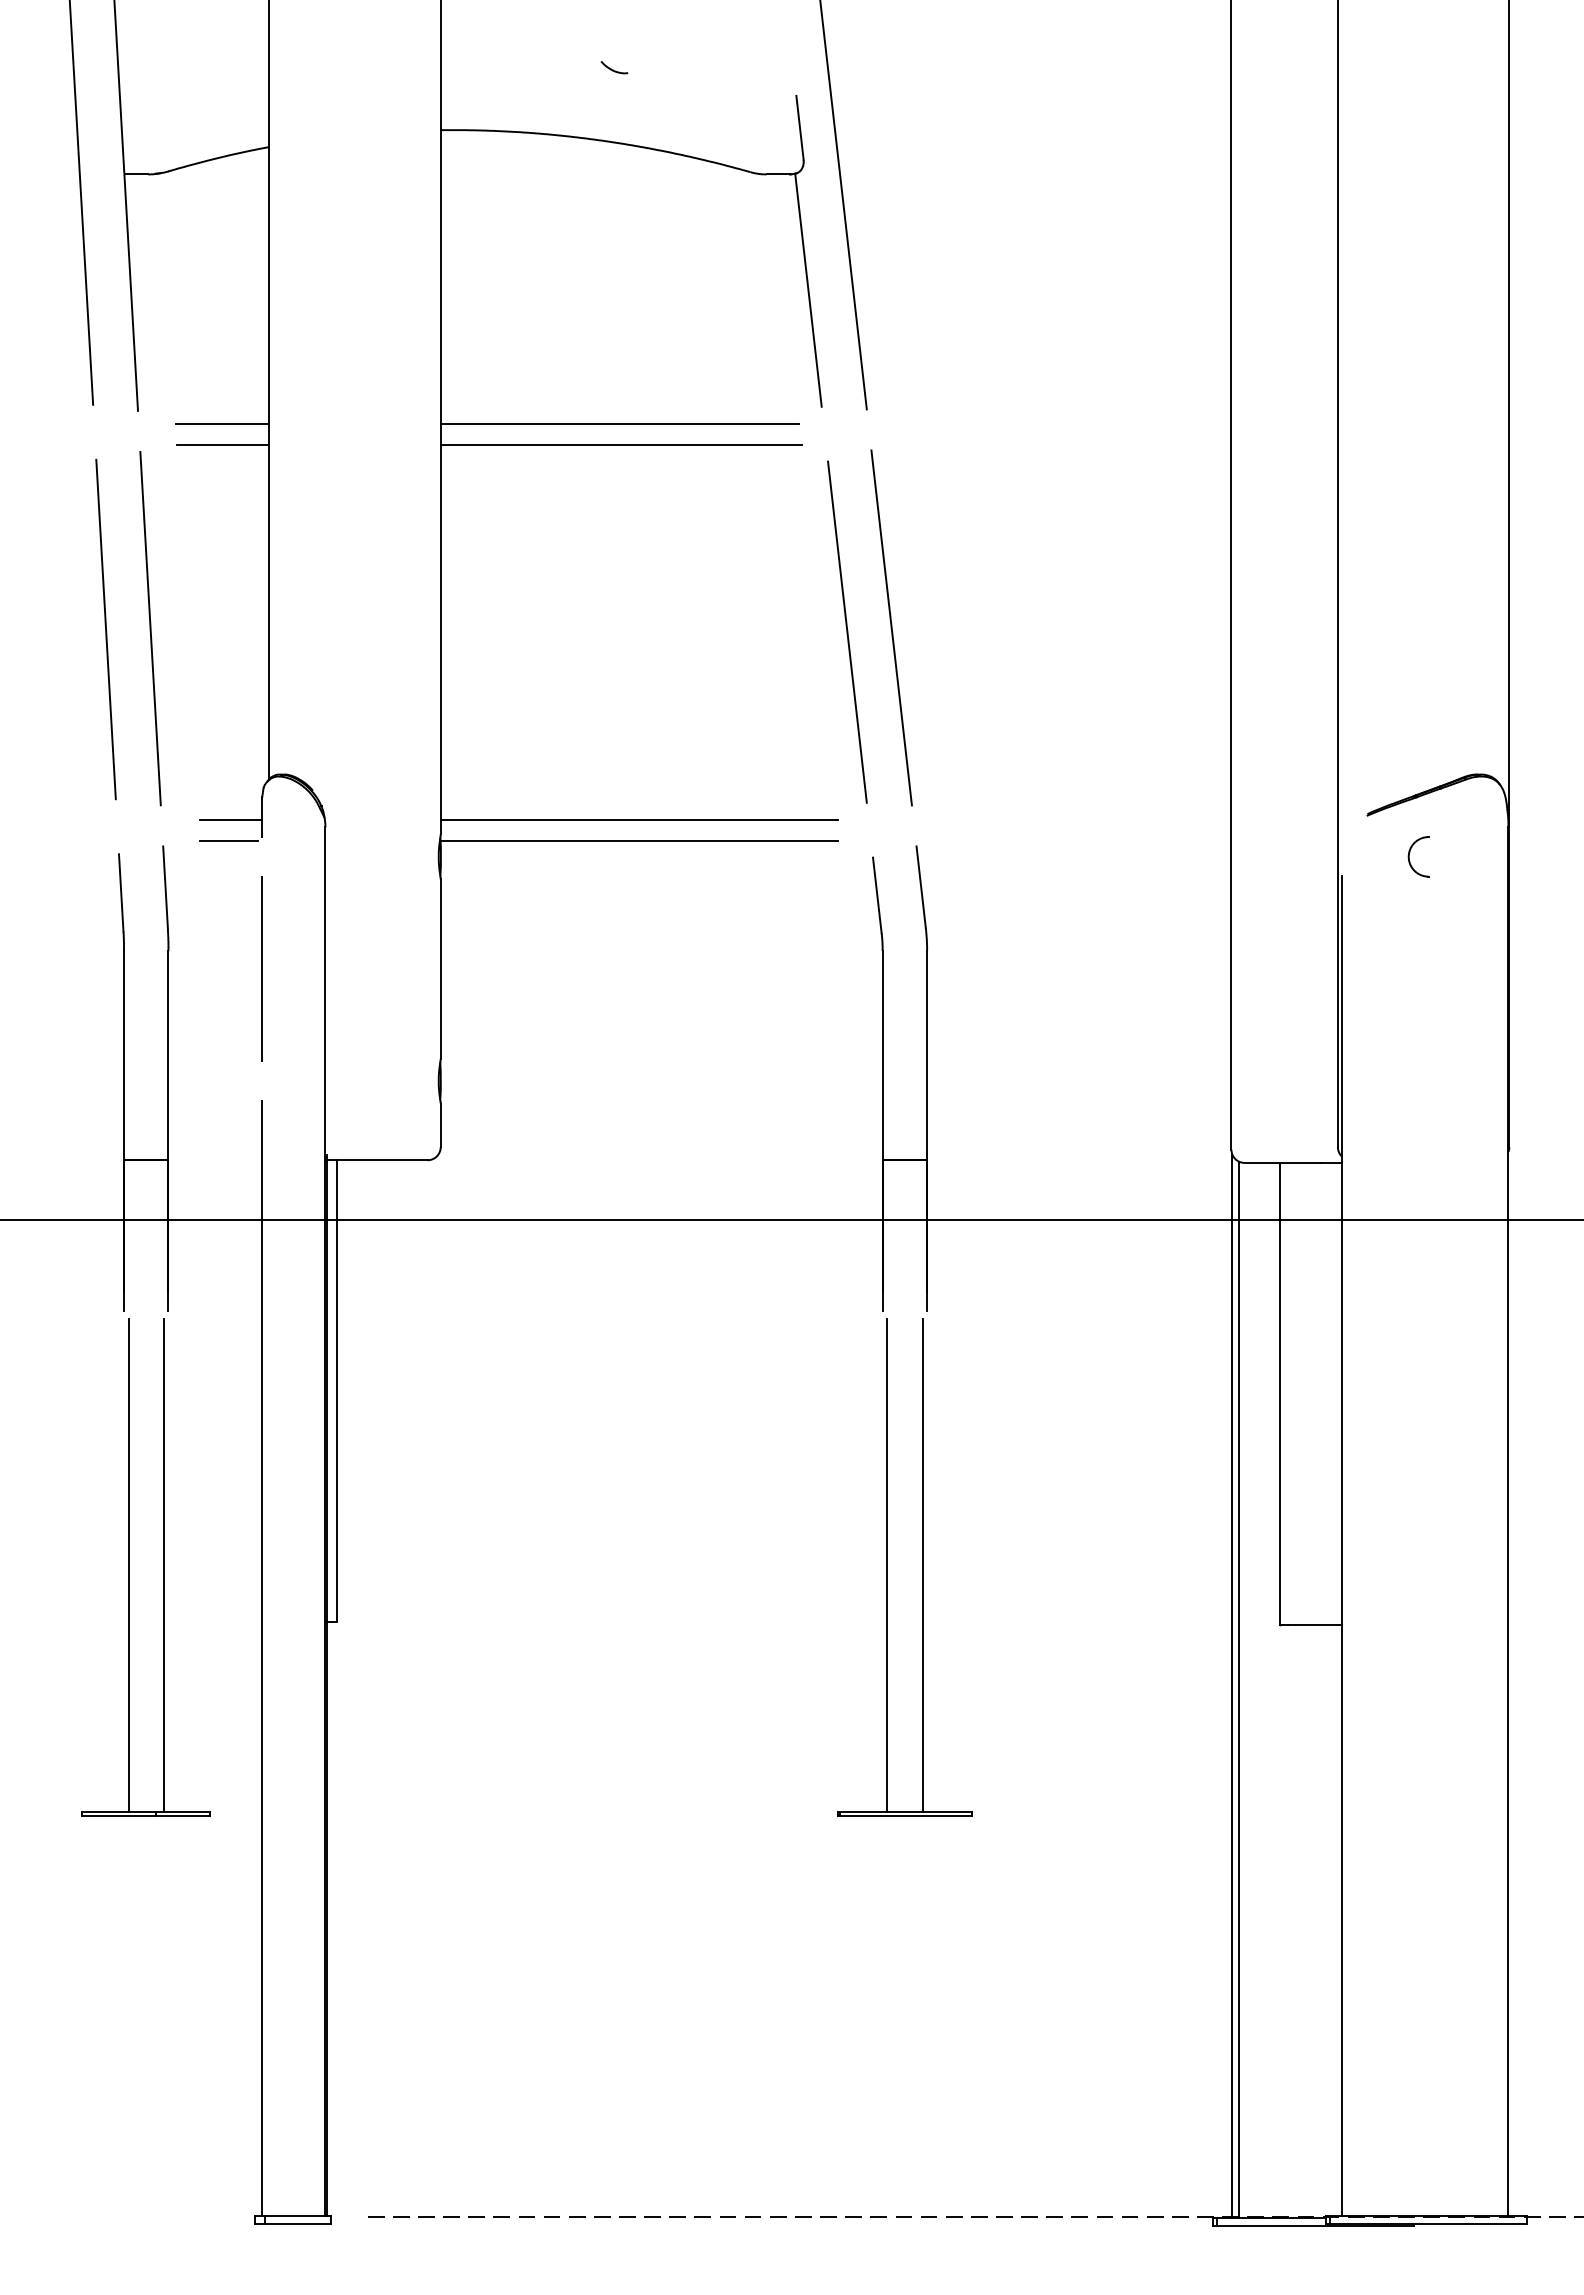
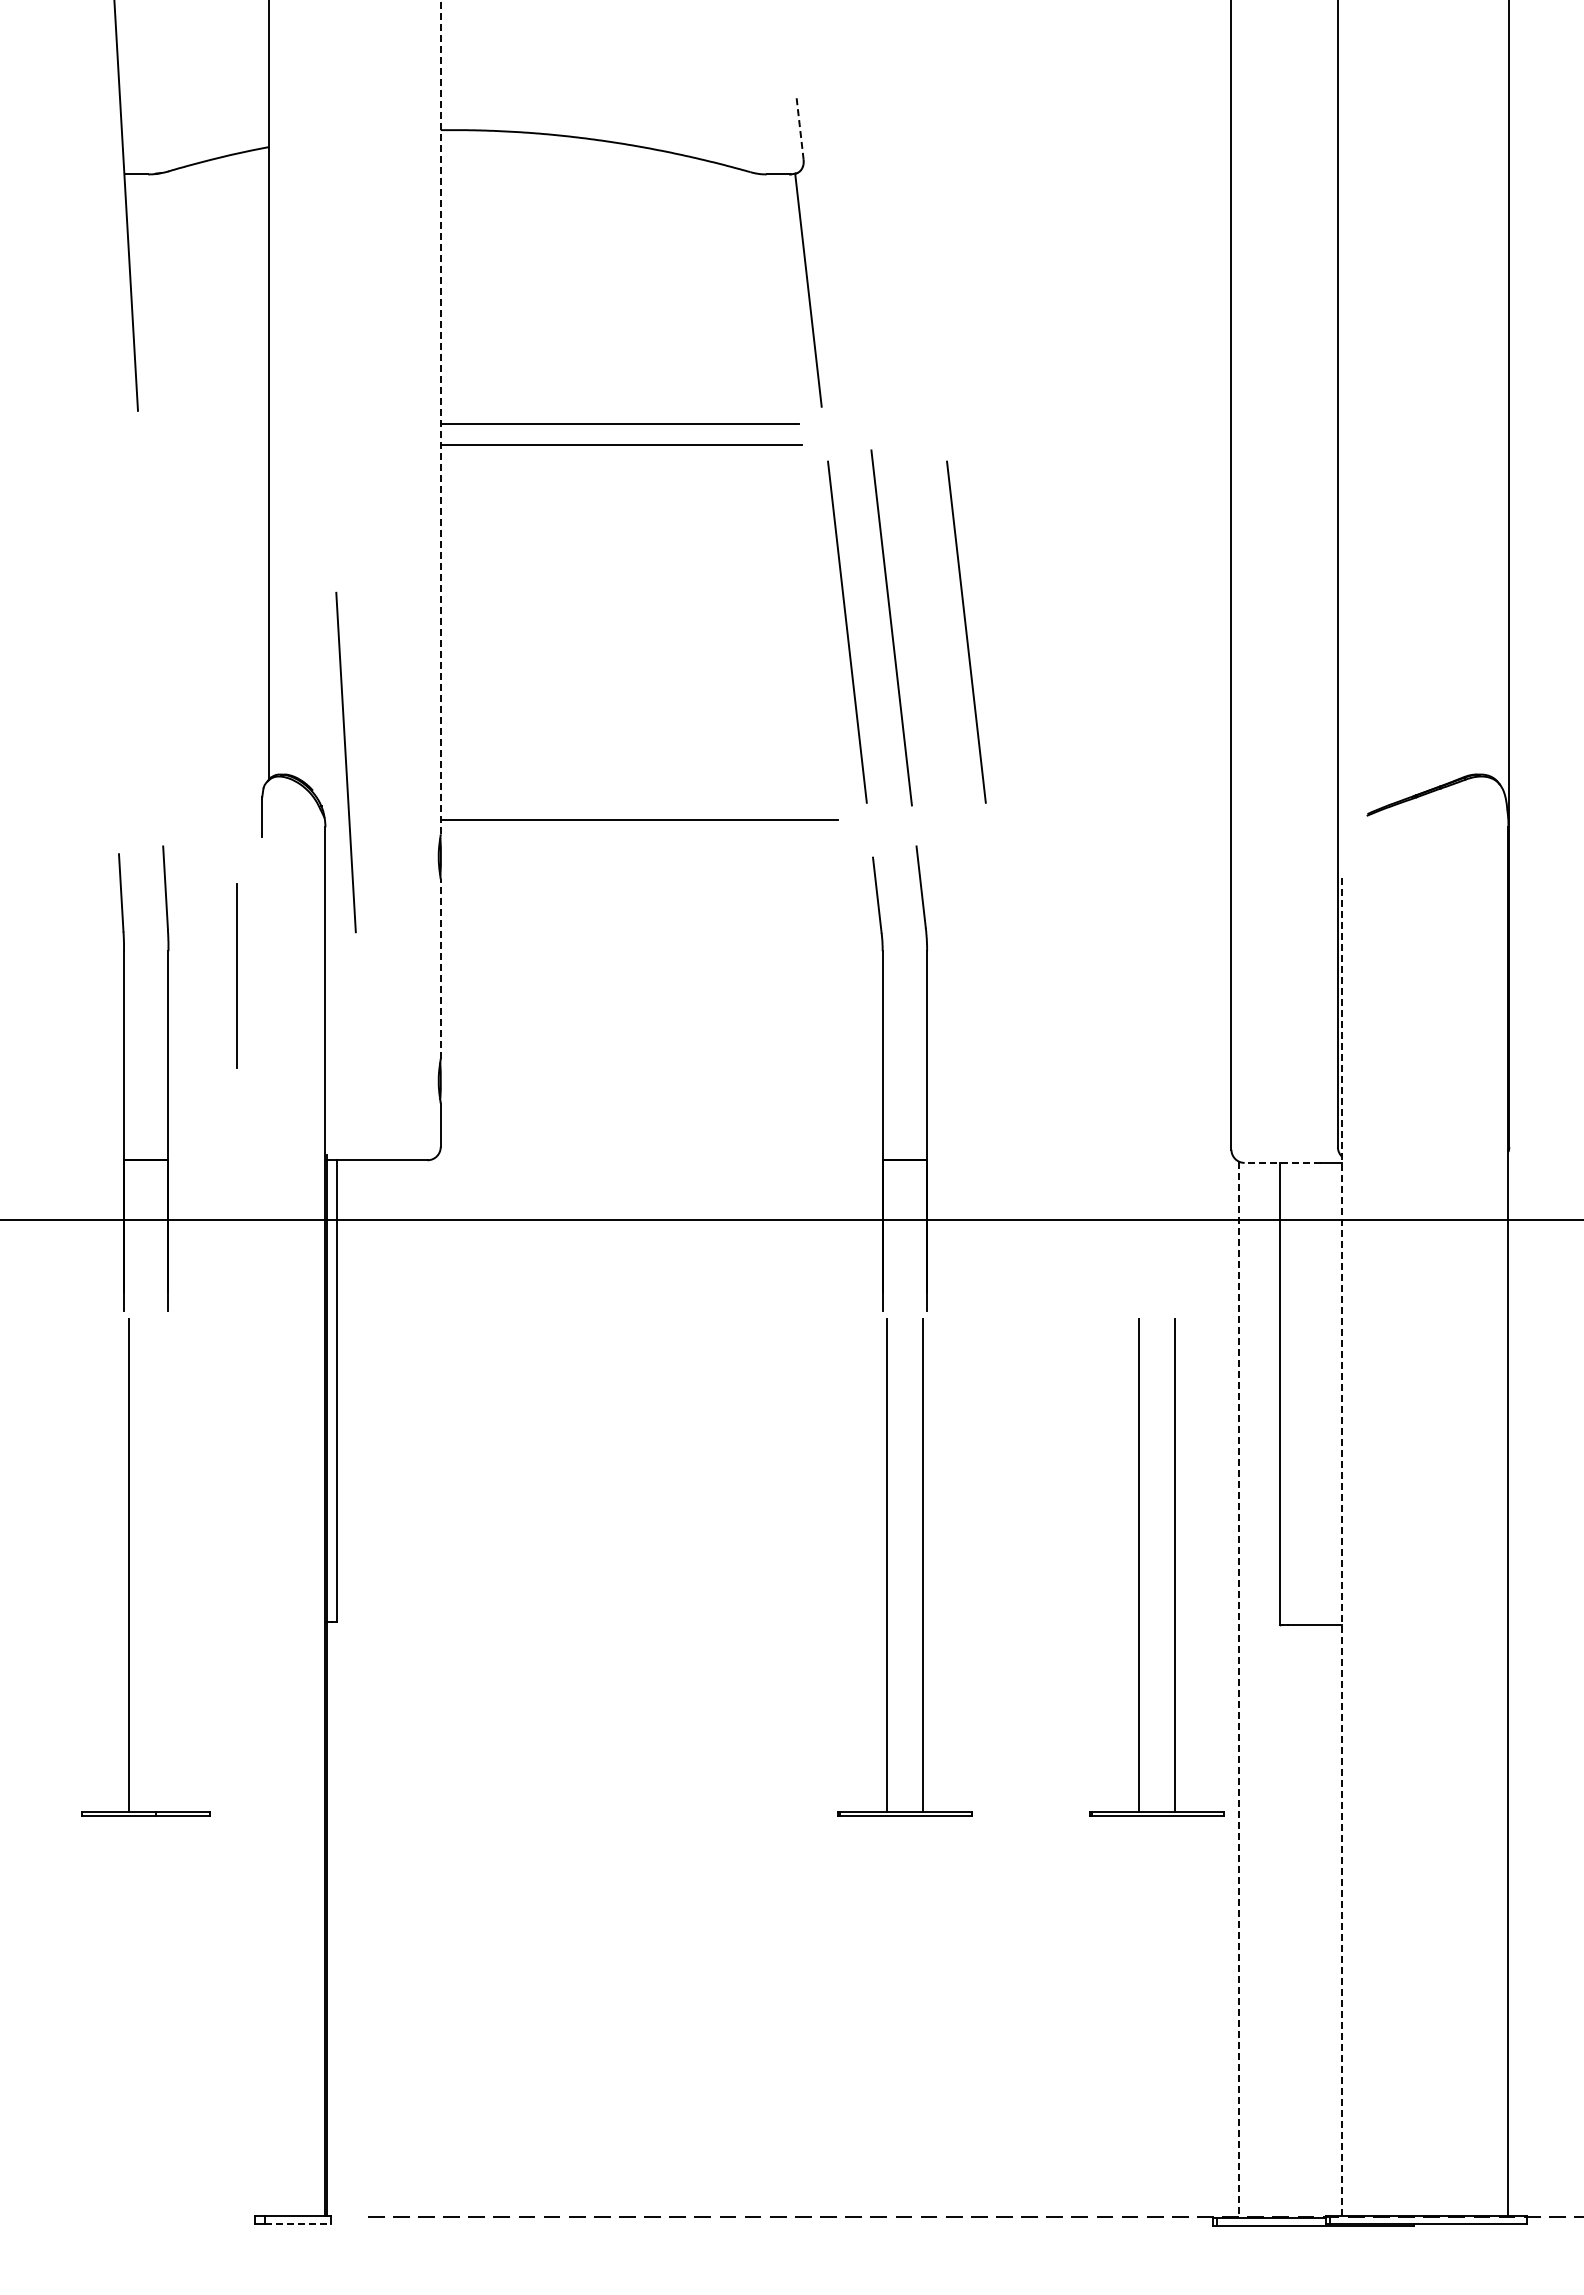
curve: present -> none (613, 69)
line: solid -> dashed (799, 127)
line: present -> none (81, 203)
line: present -> none (843, 205)
line: solid -> dashed (440, 417)
line: present -> none (222, 424)
line: present -> none (223, 445)
line: present -> none (150, 628)
line position: (105, 629) -> (345, 762) (345, 762)
line: none -> present (966, 631)
line: present -> none (230, 819)
line: present -> none (228, 841)
line: present -> none (639, 841)
part: present -> none (1410, 852)
line position: (261, 968) -> (236, 975) (236, 975)
line: solid -> dashed (440, 969)
line: solid -> dashed (1282, 1162)
line: solid -> dashed (1342, 1545)
line: present -> none (163, 1564)
part: none -> present (1139, 1567)
line: present -> none (262, 1657)
line: present -> none (1232, 1686)
line: solid -> dashed (1238, 1690)
line: solid -> dashed (298, 2223)
